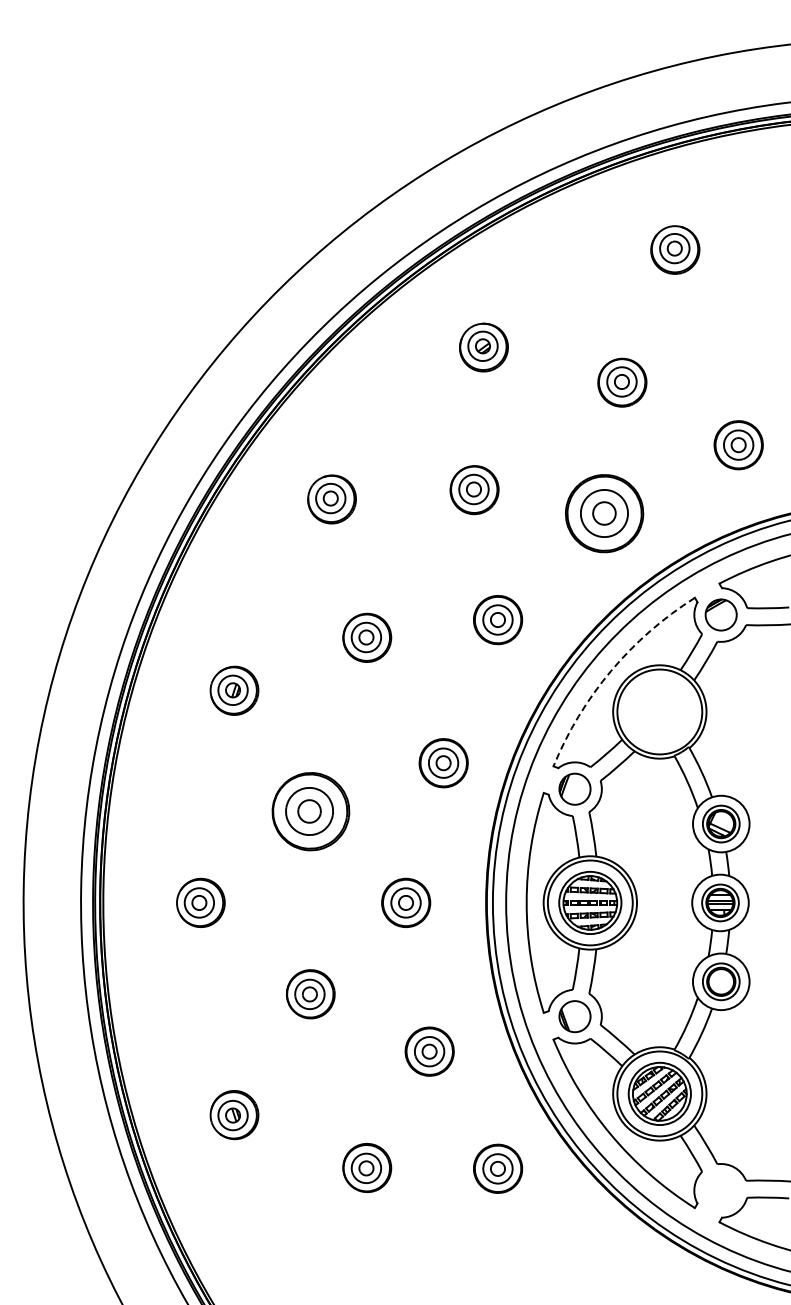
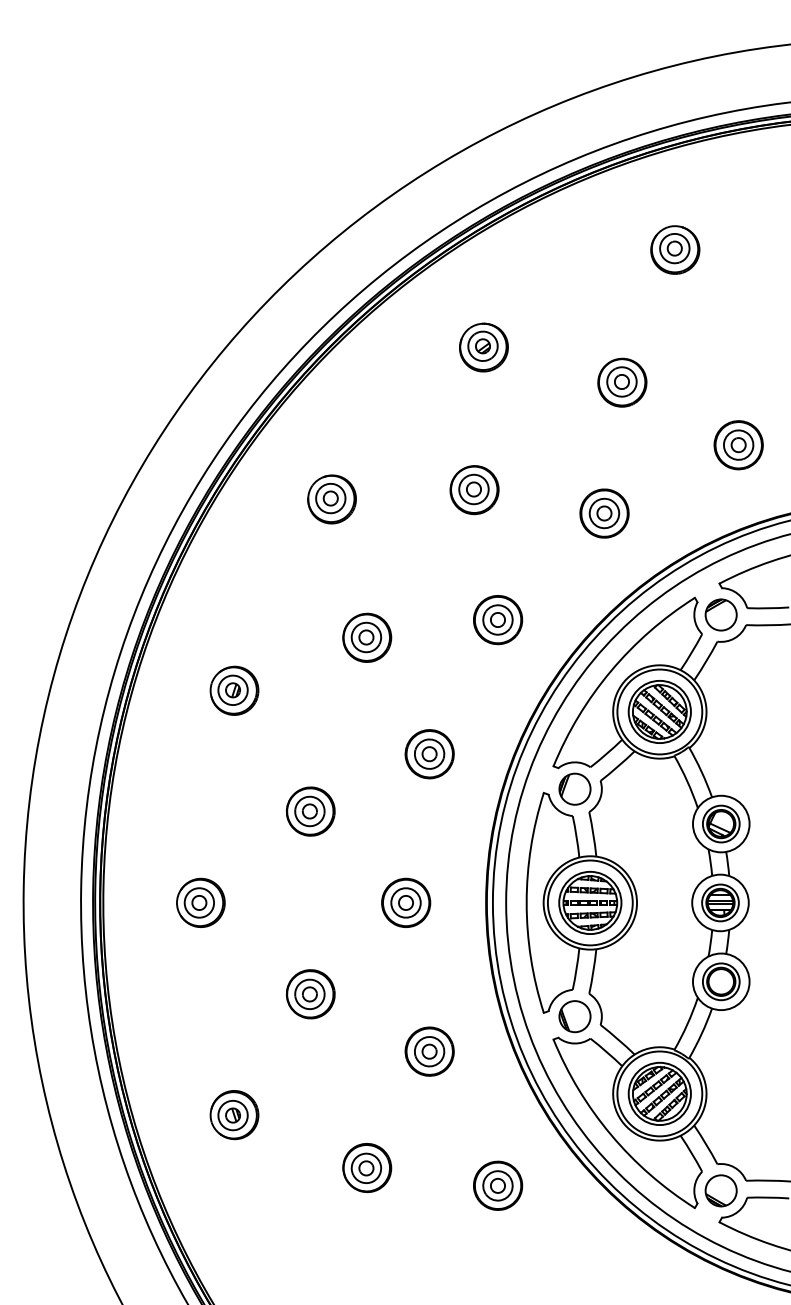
part size: 80x80 px -> 51x51 px (604, 513)
arc: dashed -> solid (611, 671)
part: none -> present (659, 711)
part position: (443, 763) -> (429, 754) (429, 754)
part size: 80x80 px -> 51x51 px (310, 811)
part position: (498, 1168) -> (498, 1185) (498, 1185)
part: none -> present (720, 1190)
